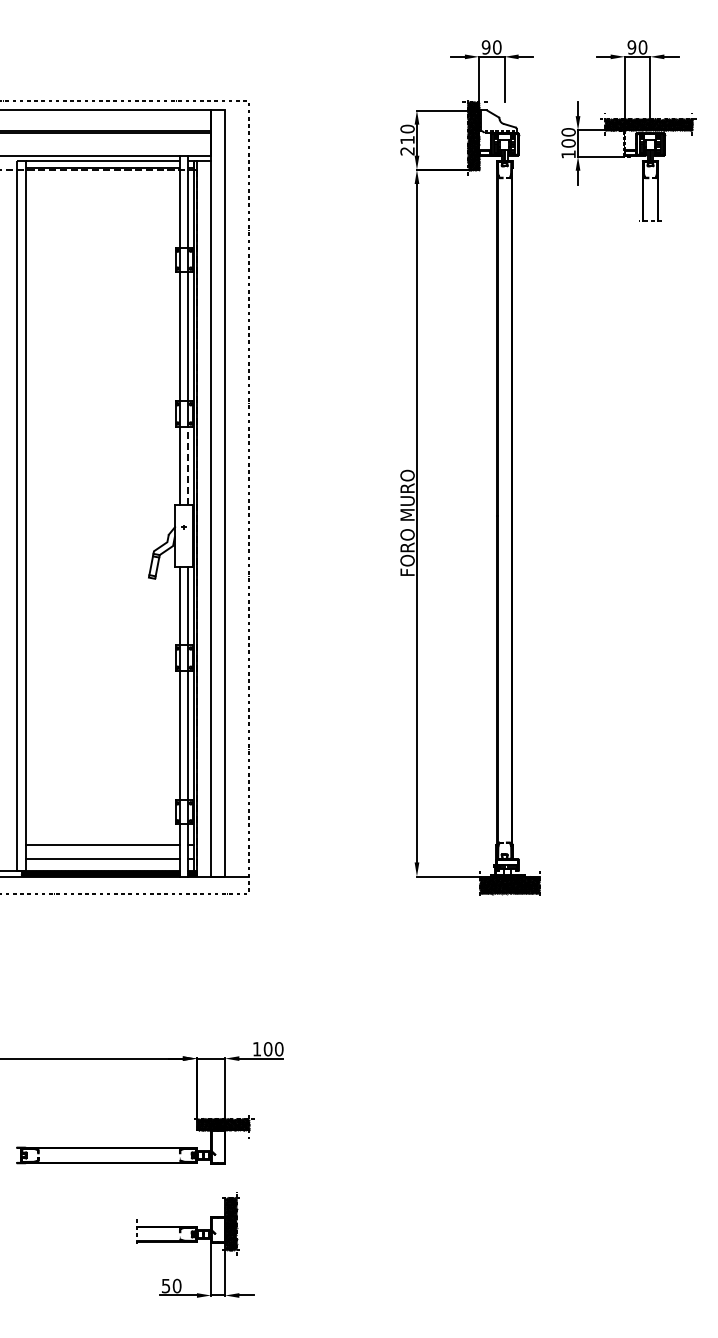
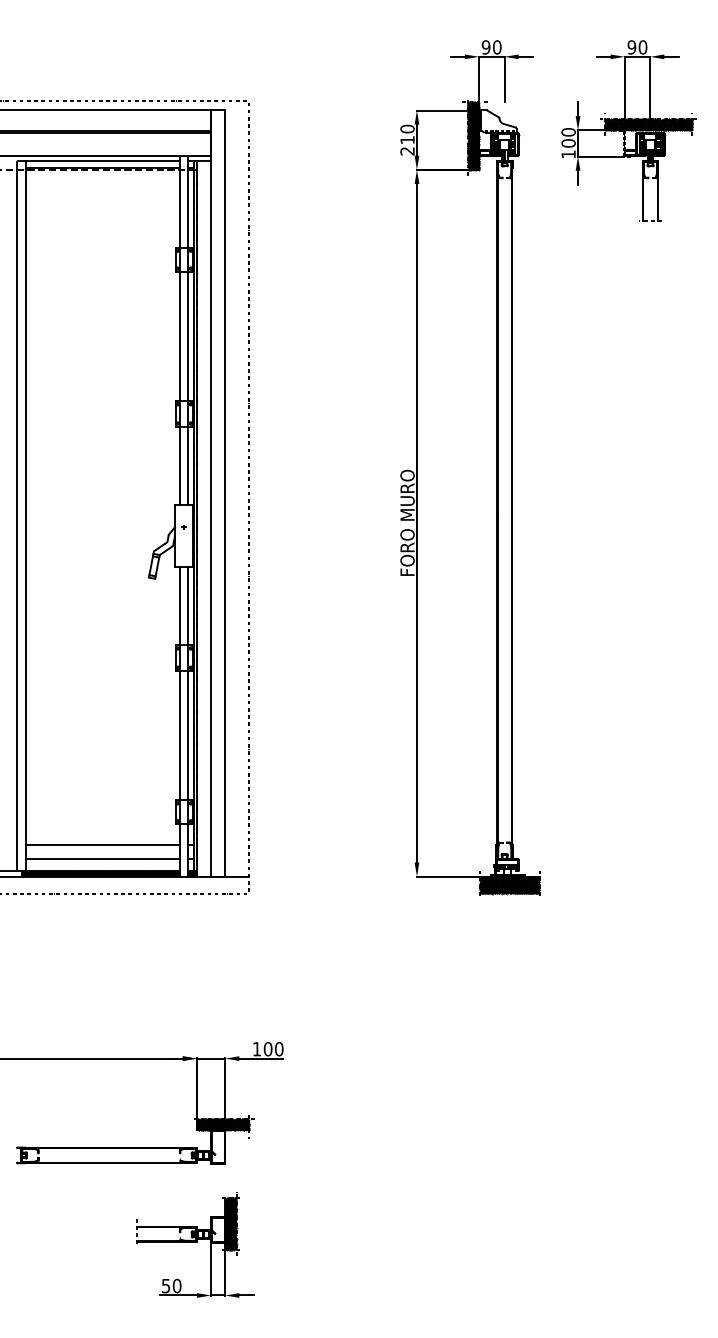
line: dashed -> solid (188, 465)
